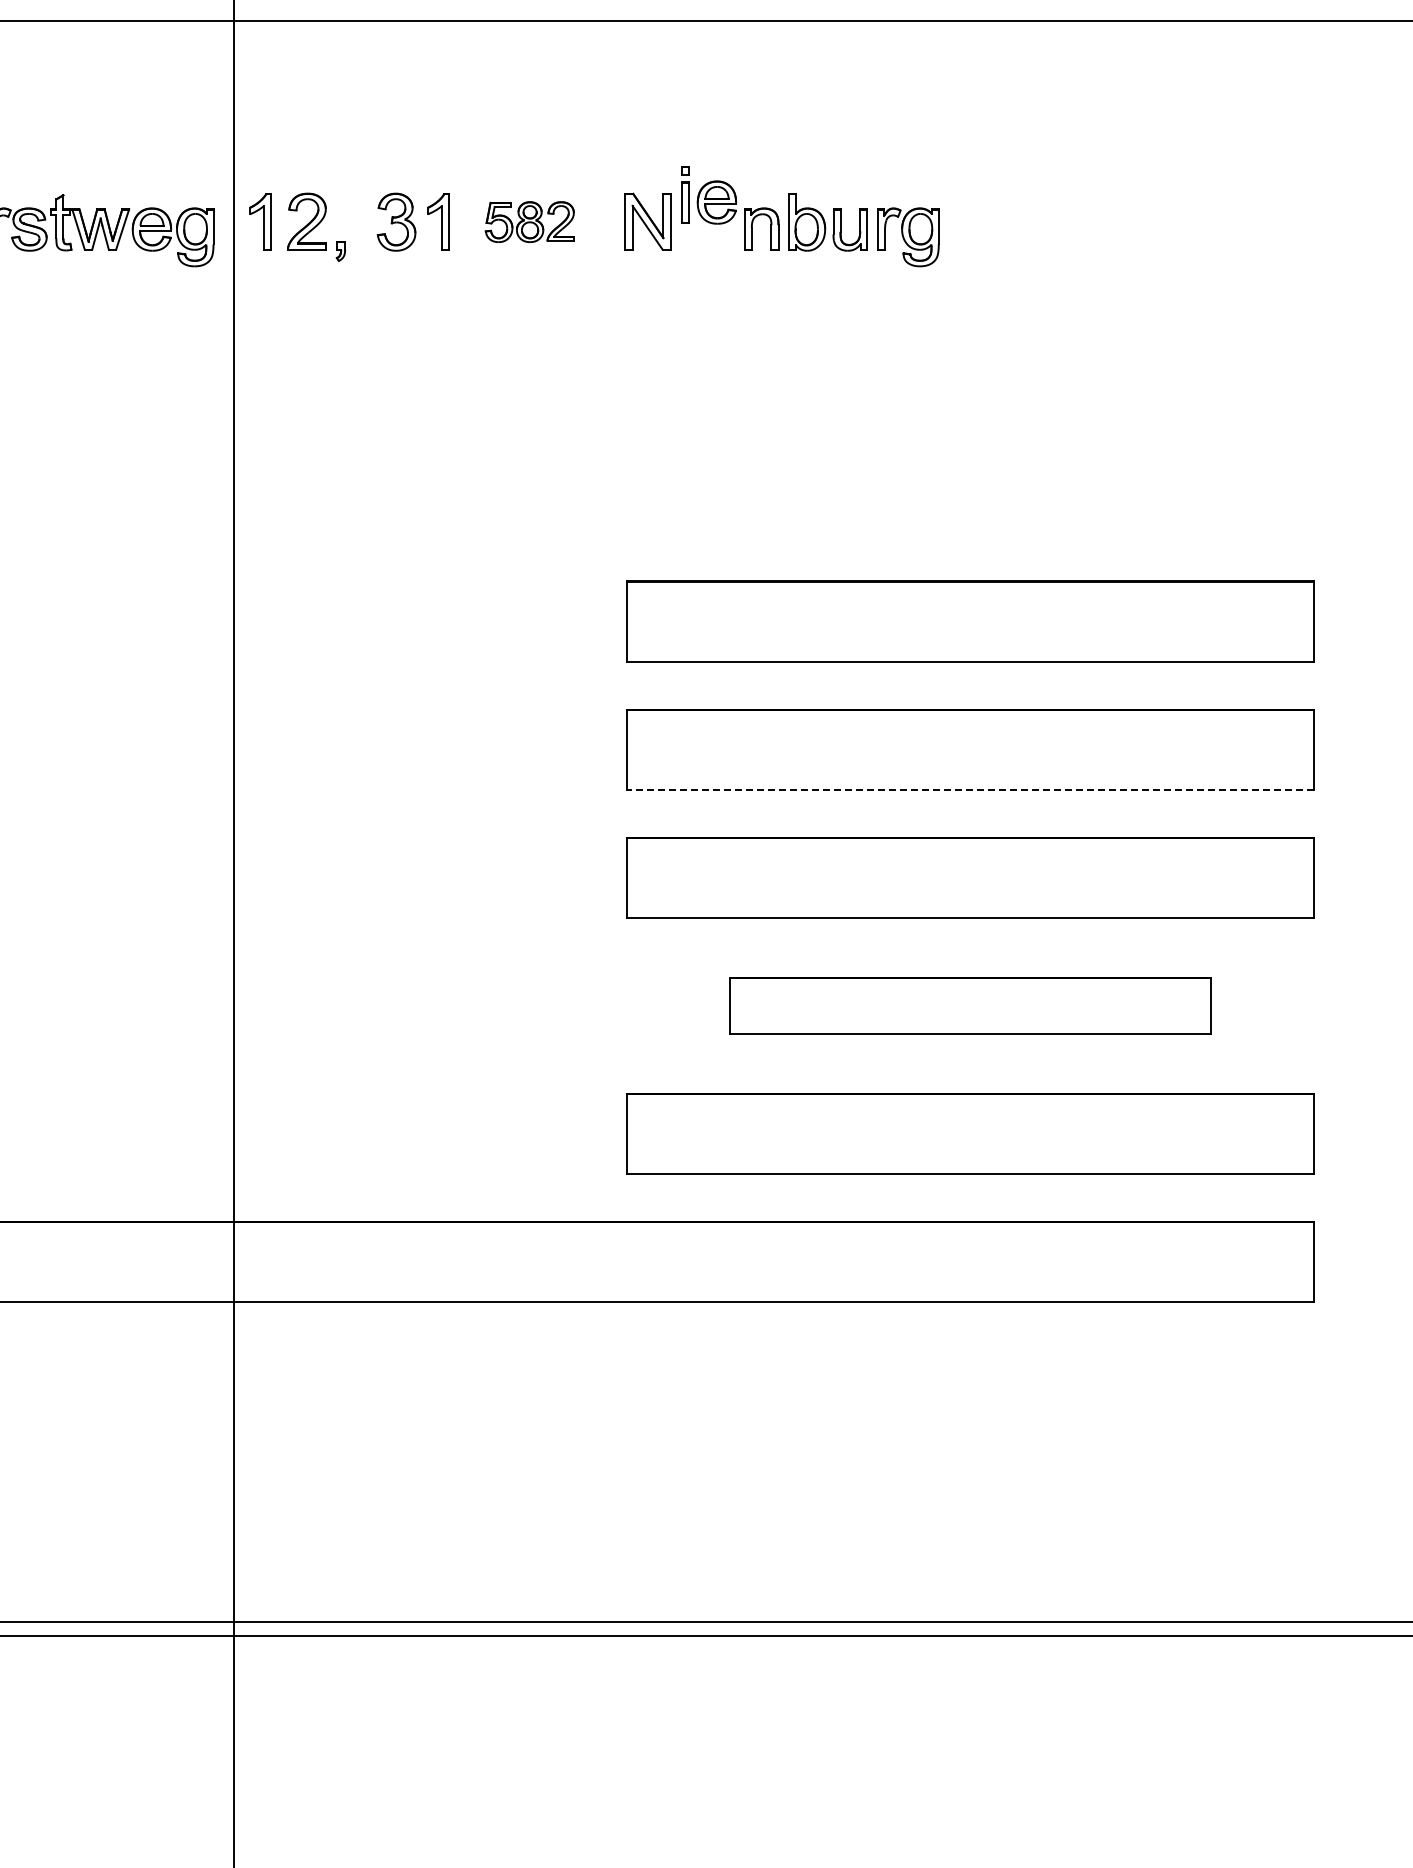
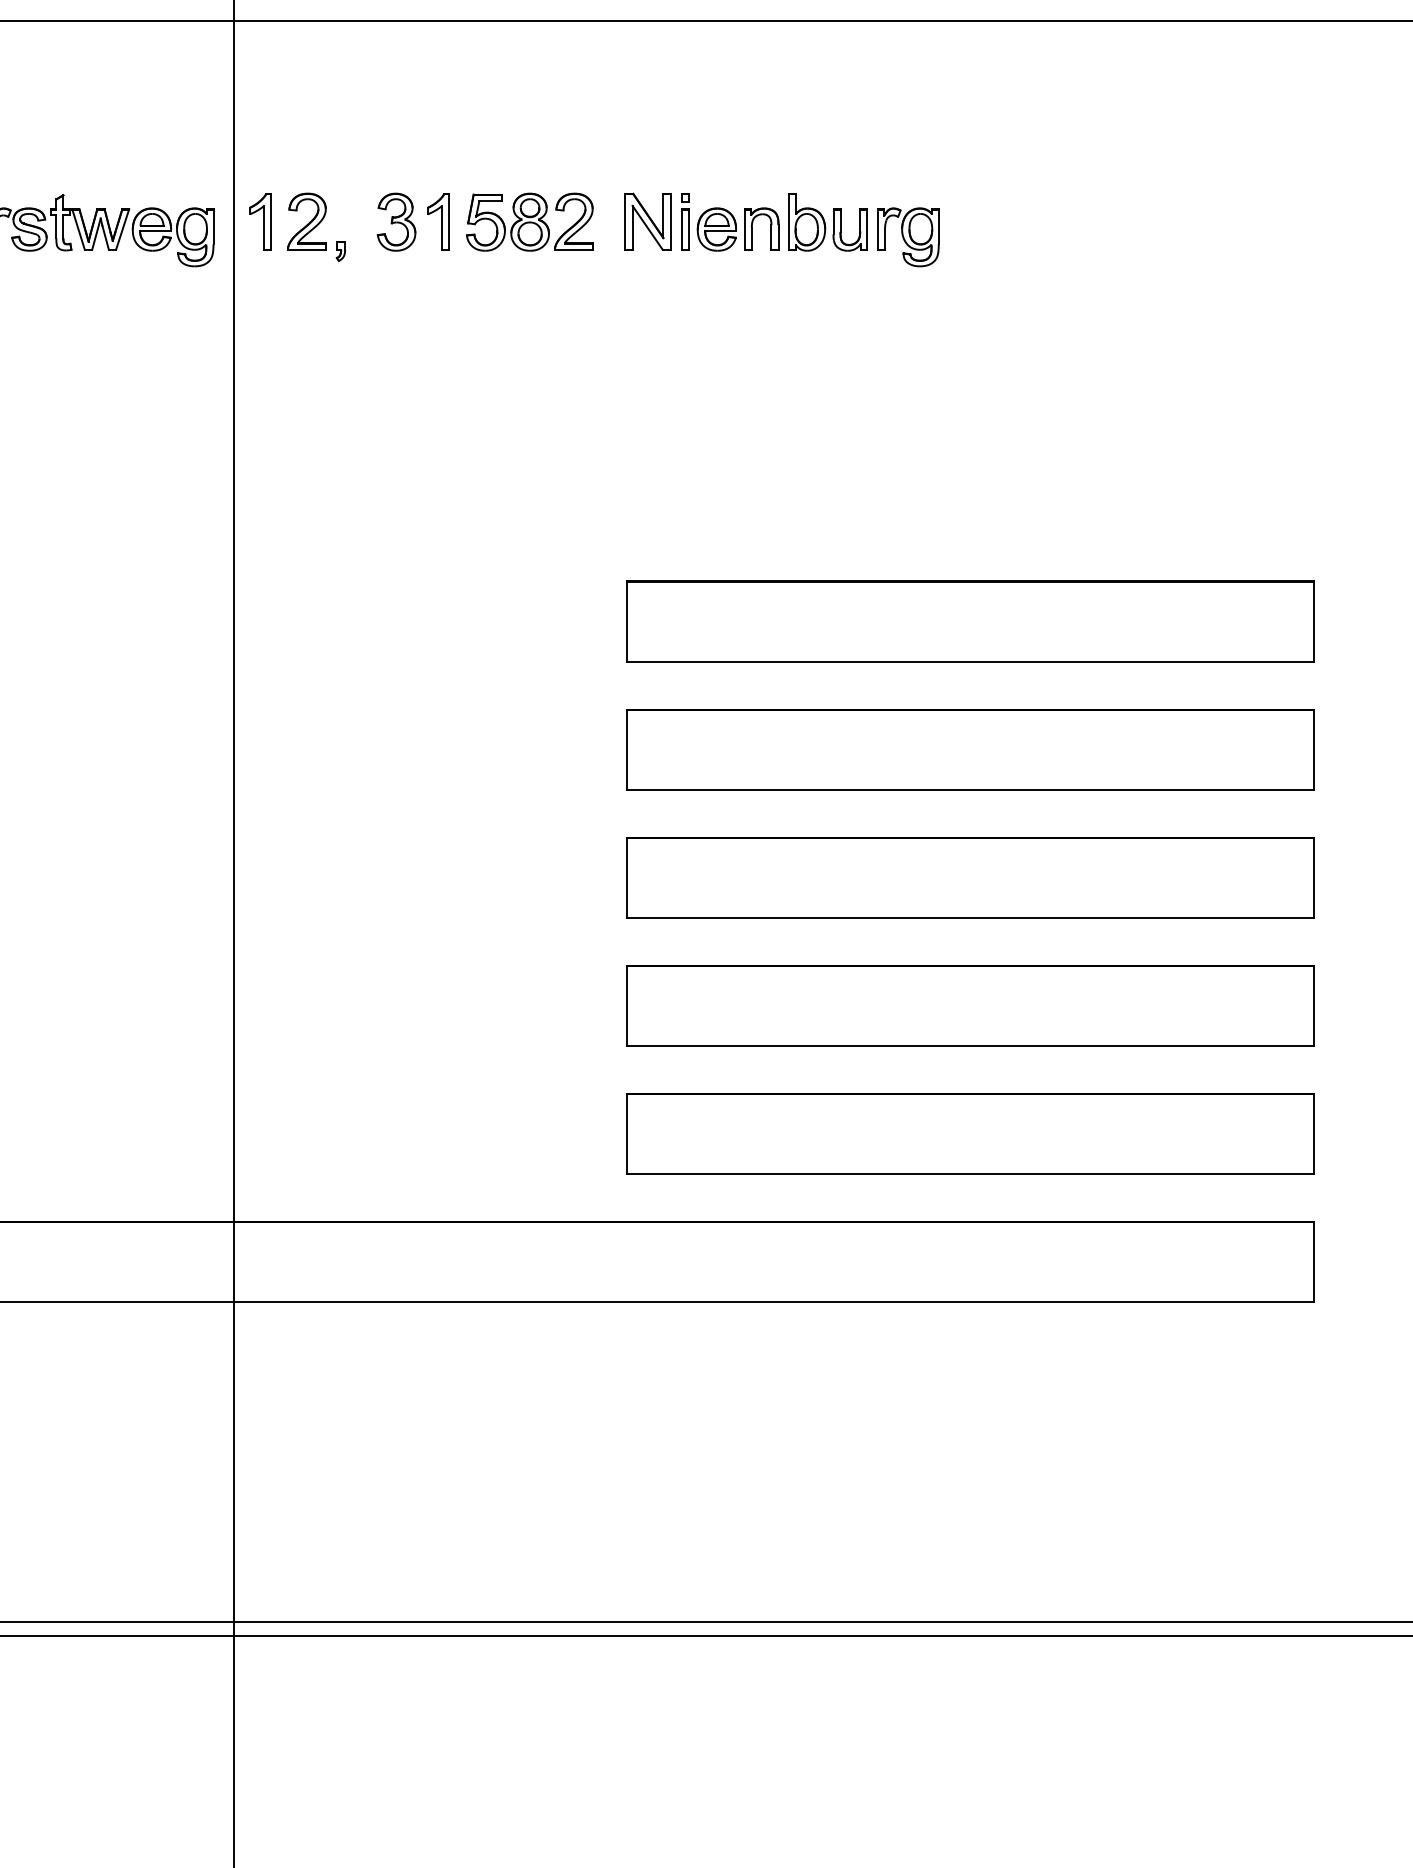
part position: (708, 195) -> (708, 222) (708, 222)
part size: 91x42 px -> 128x60 px (529, 221)
line: dashed -> solid (970, 789)
part size: 483x58 px -> 689x82 px (970, 1005)
